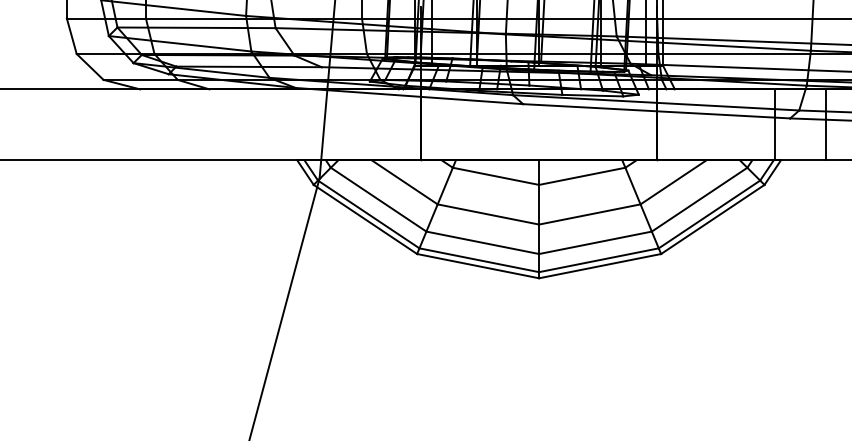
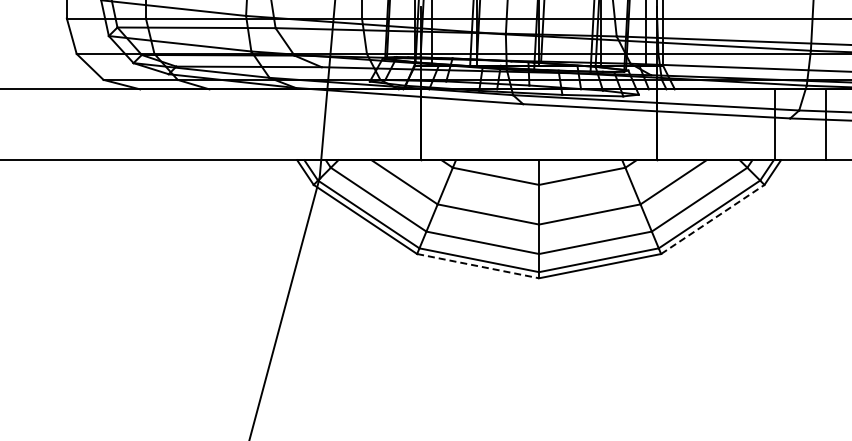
line: solid -> dashed (713, 219)
line: solid -> dashed (478, 266)
